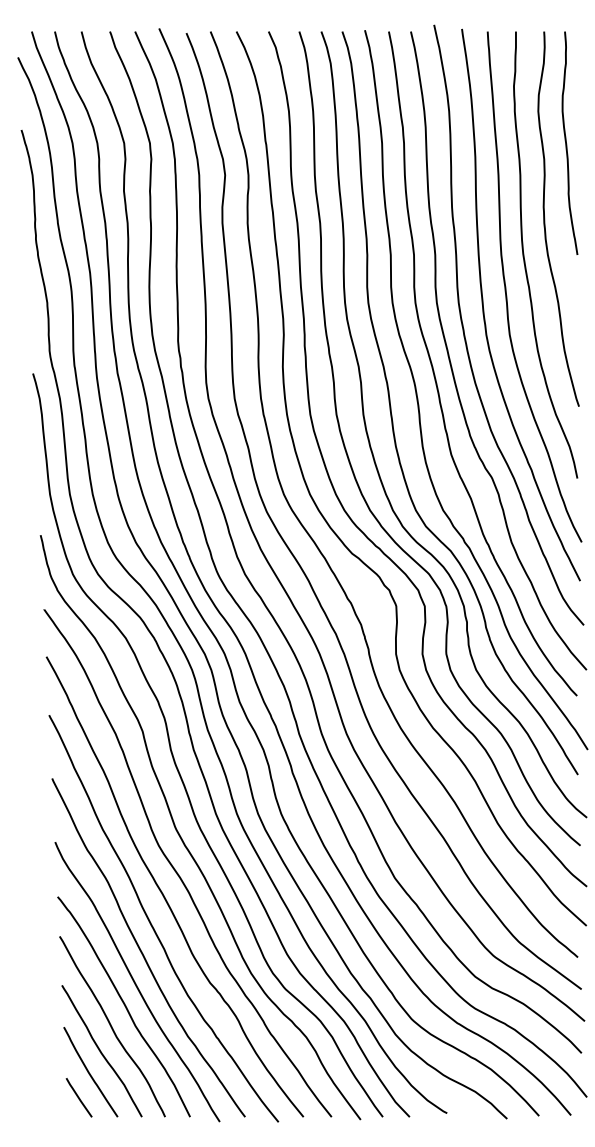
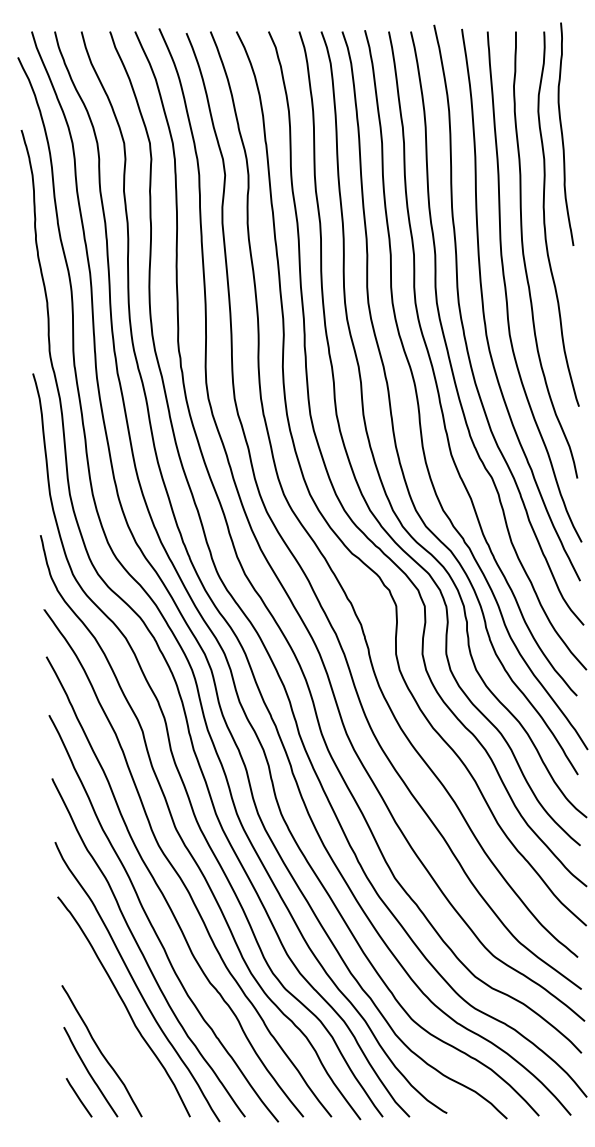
curve position: (567, 144) -> (563, 135) (563, 135)
curve: present -> none (112, 1026)
